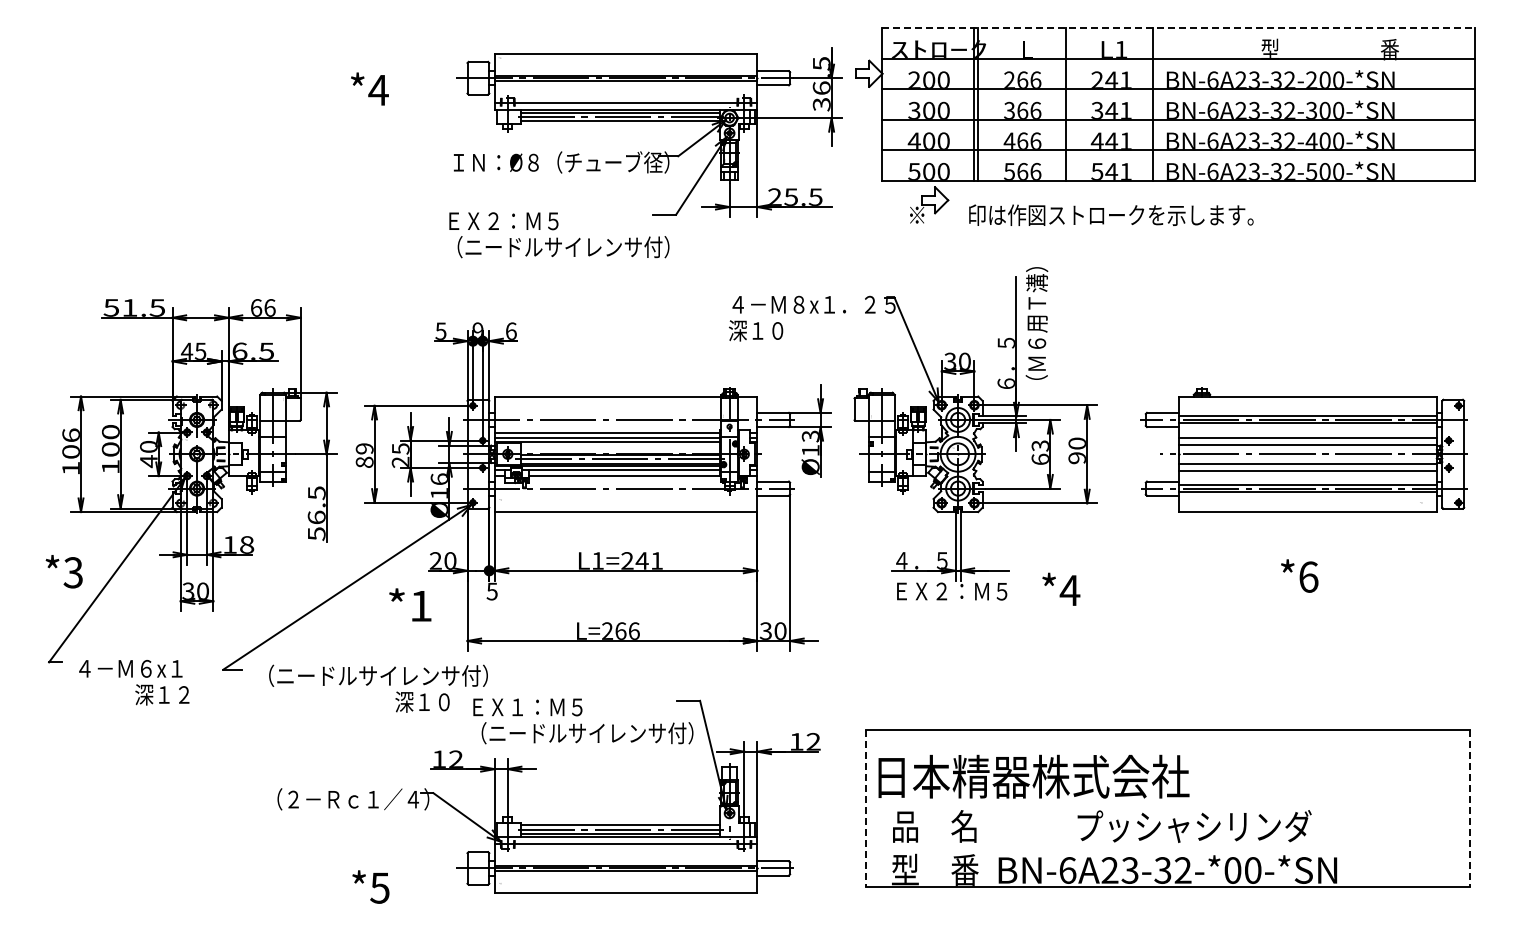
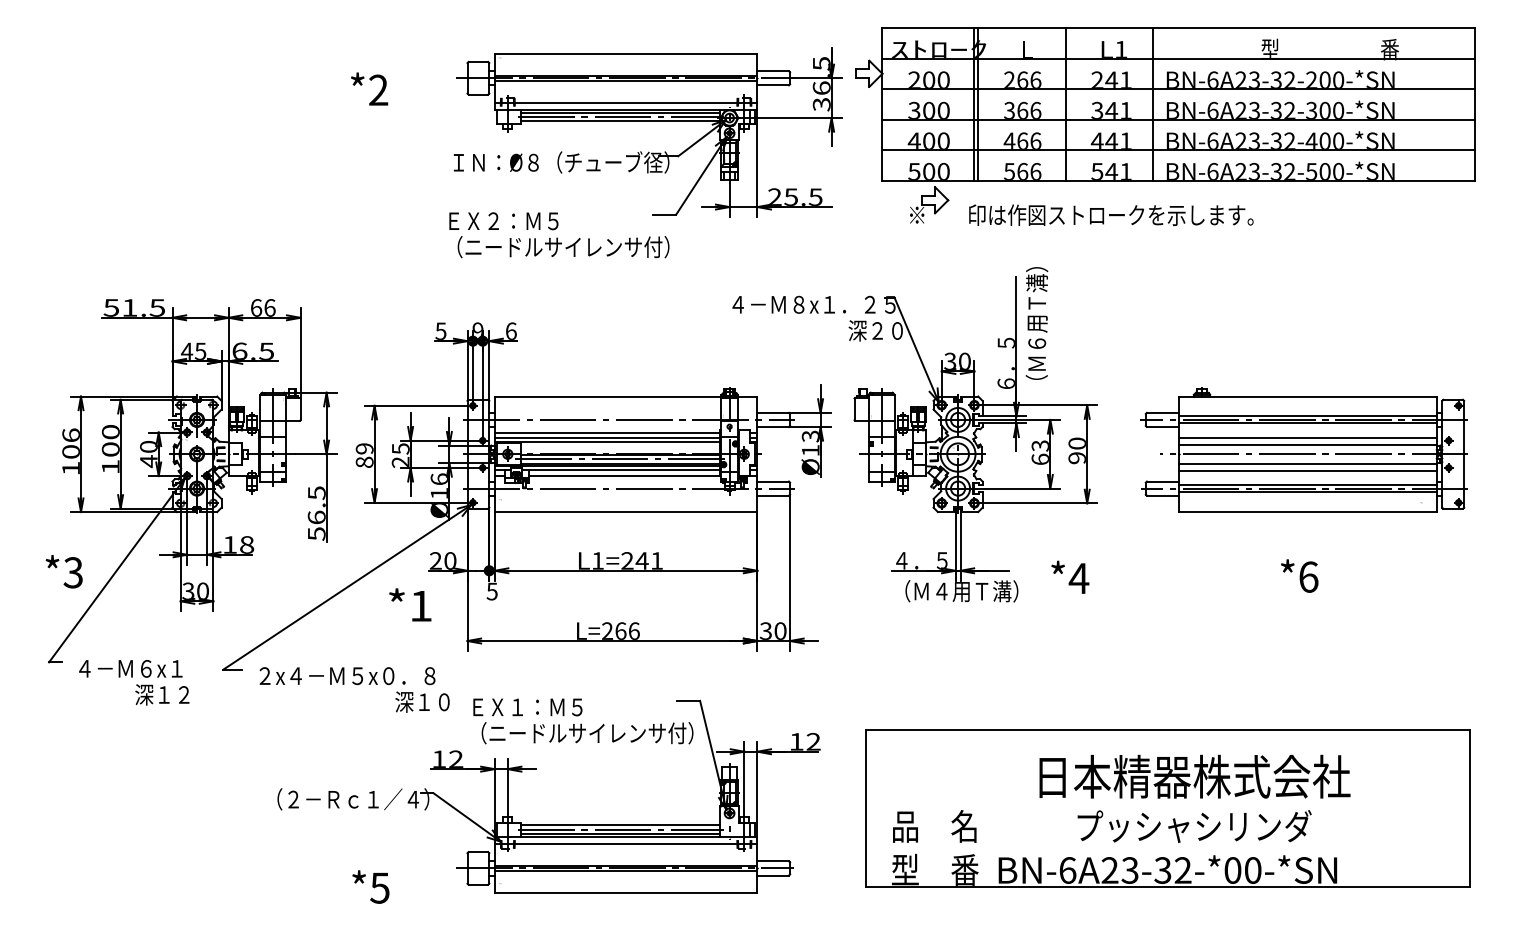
line: dashed -> solid (1179, 28)
text: *4 -> *2 (378, 89)
text: 深１０ -> 深２０ (815, 330)
text position: (1061, 588) -> (1070, 576) (1070, 576)
text: ＥＸ２：Ｍ５ -> （Ｍ４用Ｔ溝） (957, 591)
text: （ニードルサイレンサ付） -> ２x４－Ｍ５x０．８ (373, 675)
text position: (1033, 776) -> (1194, 776) (1194, 776)
line: dashed -> solid (866, 808)
line: dashed -> solid (1469, 808)
